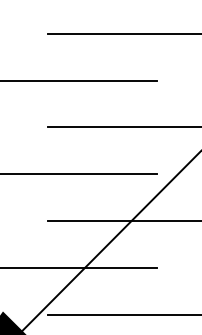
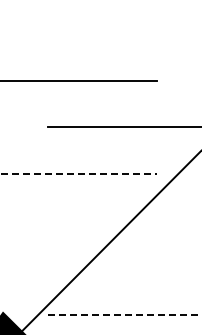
line: present -> none (123, 33)
line: solid -> dashed (79, 174)
line: present -> none (123, 220)
line: present -> none (79, 267)
line: solid -> dashed (124, 314)
